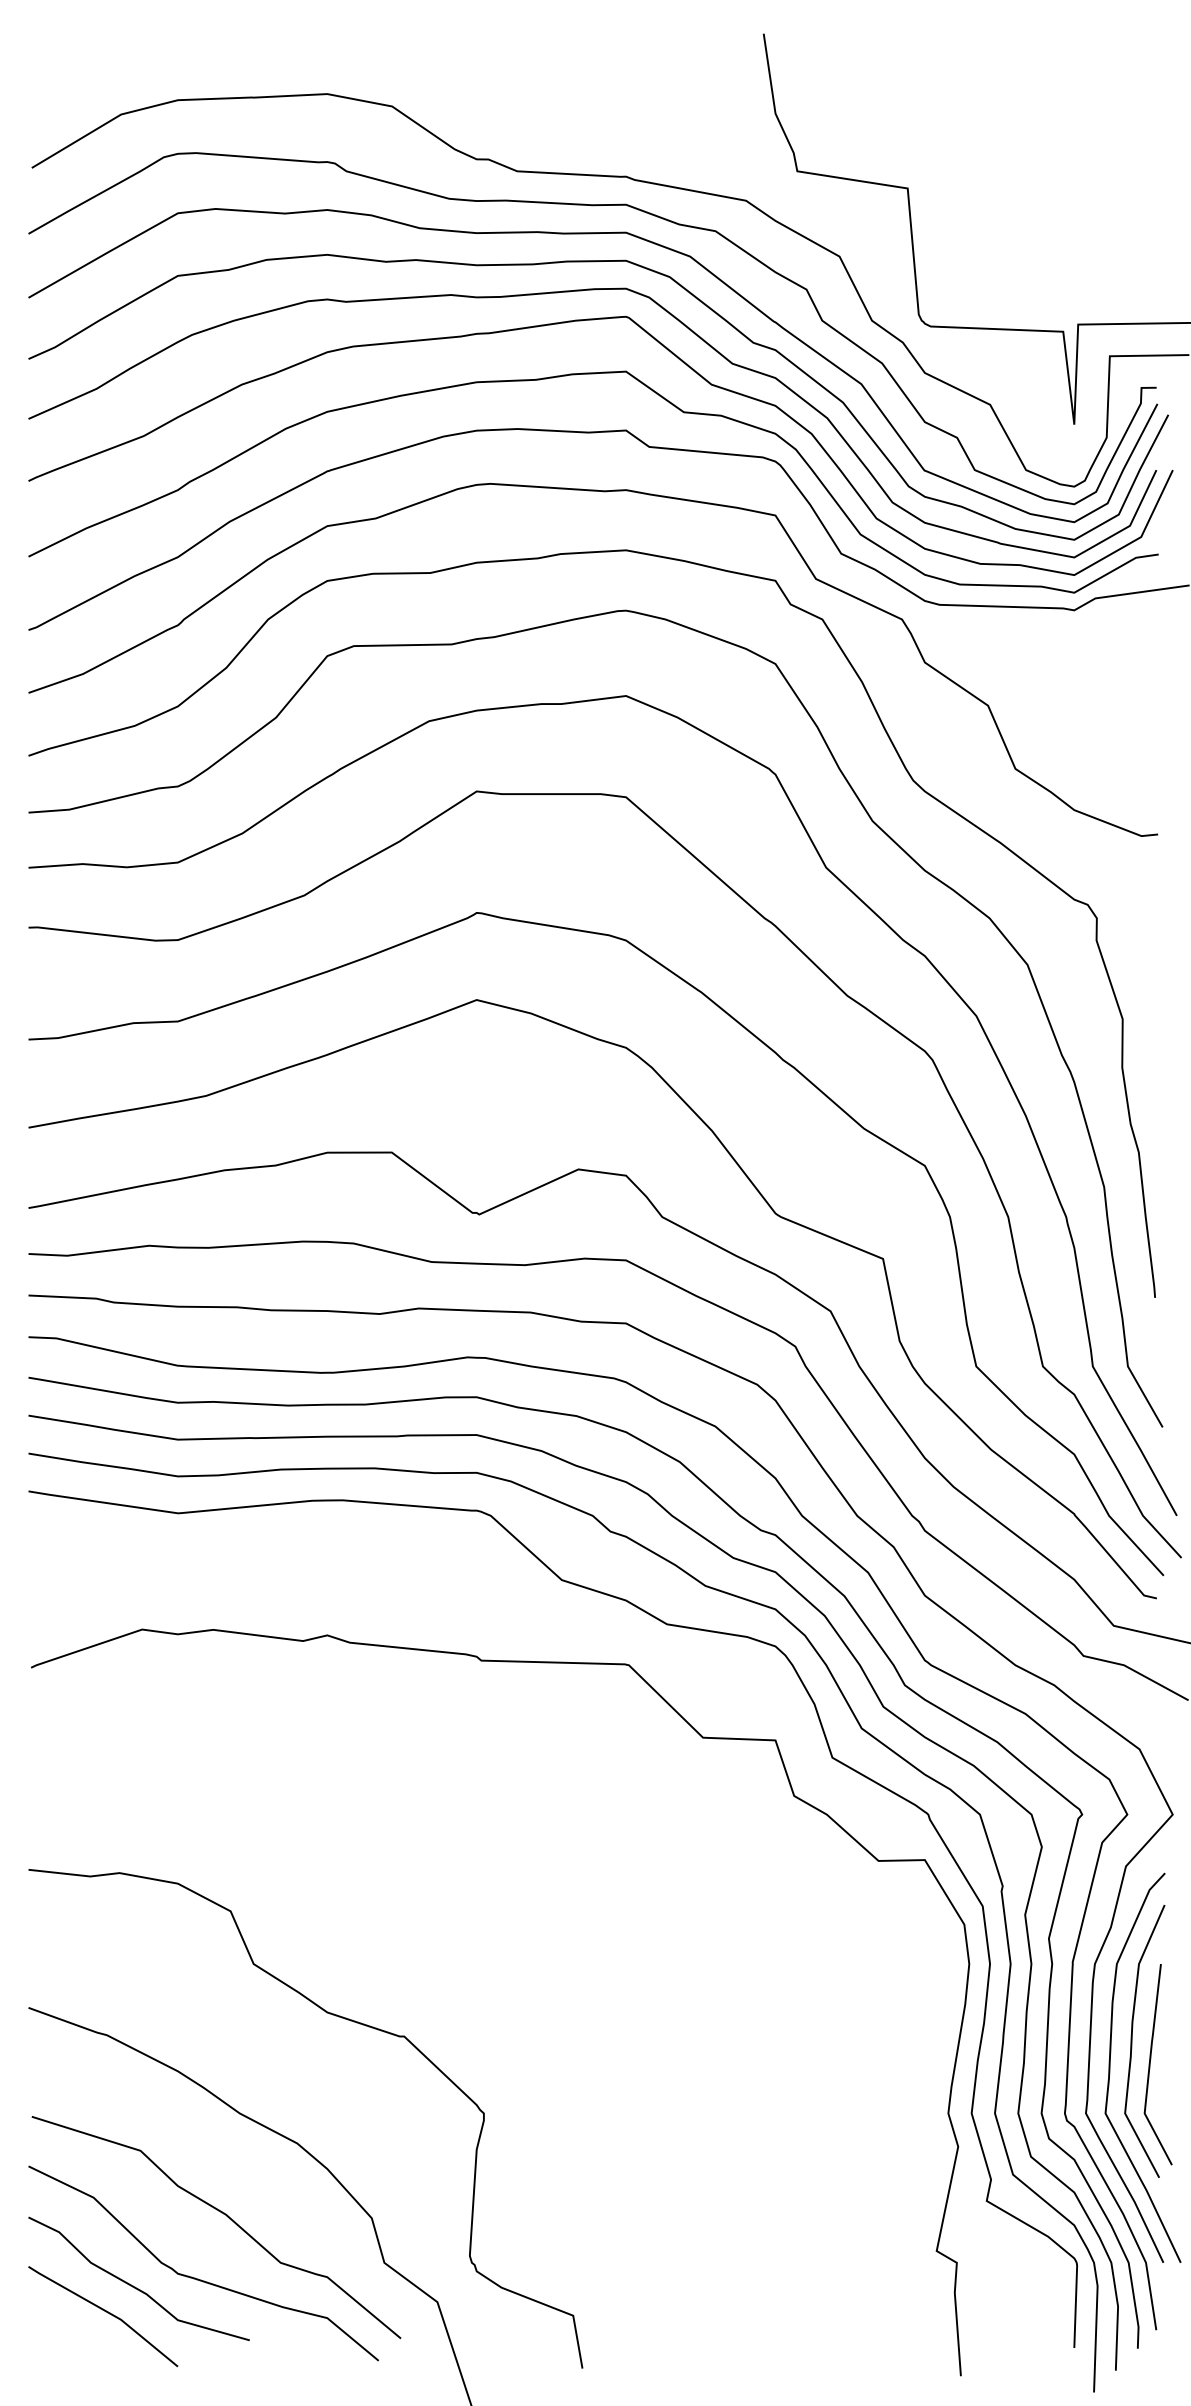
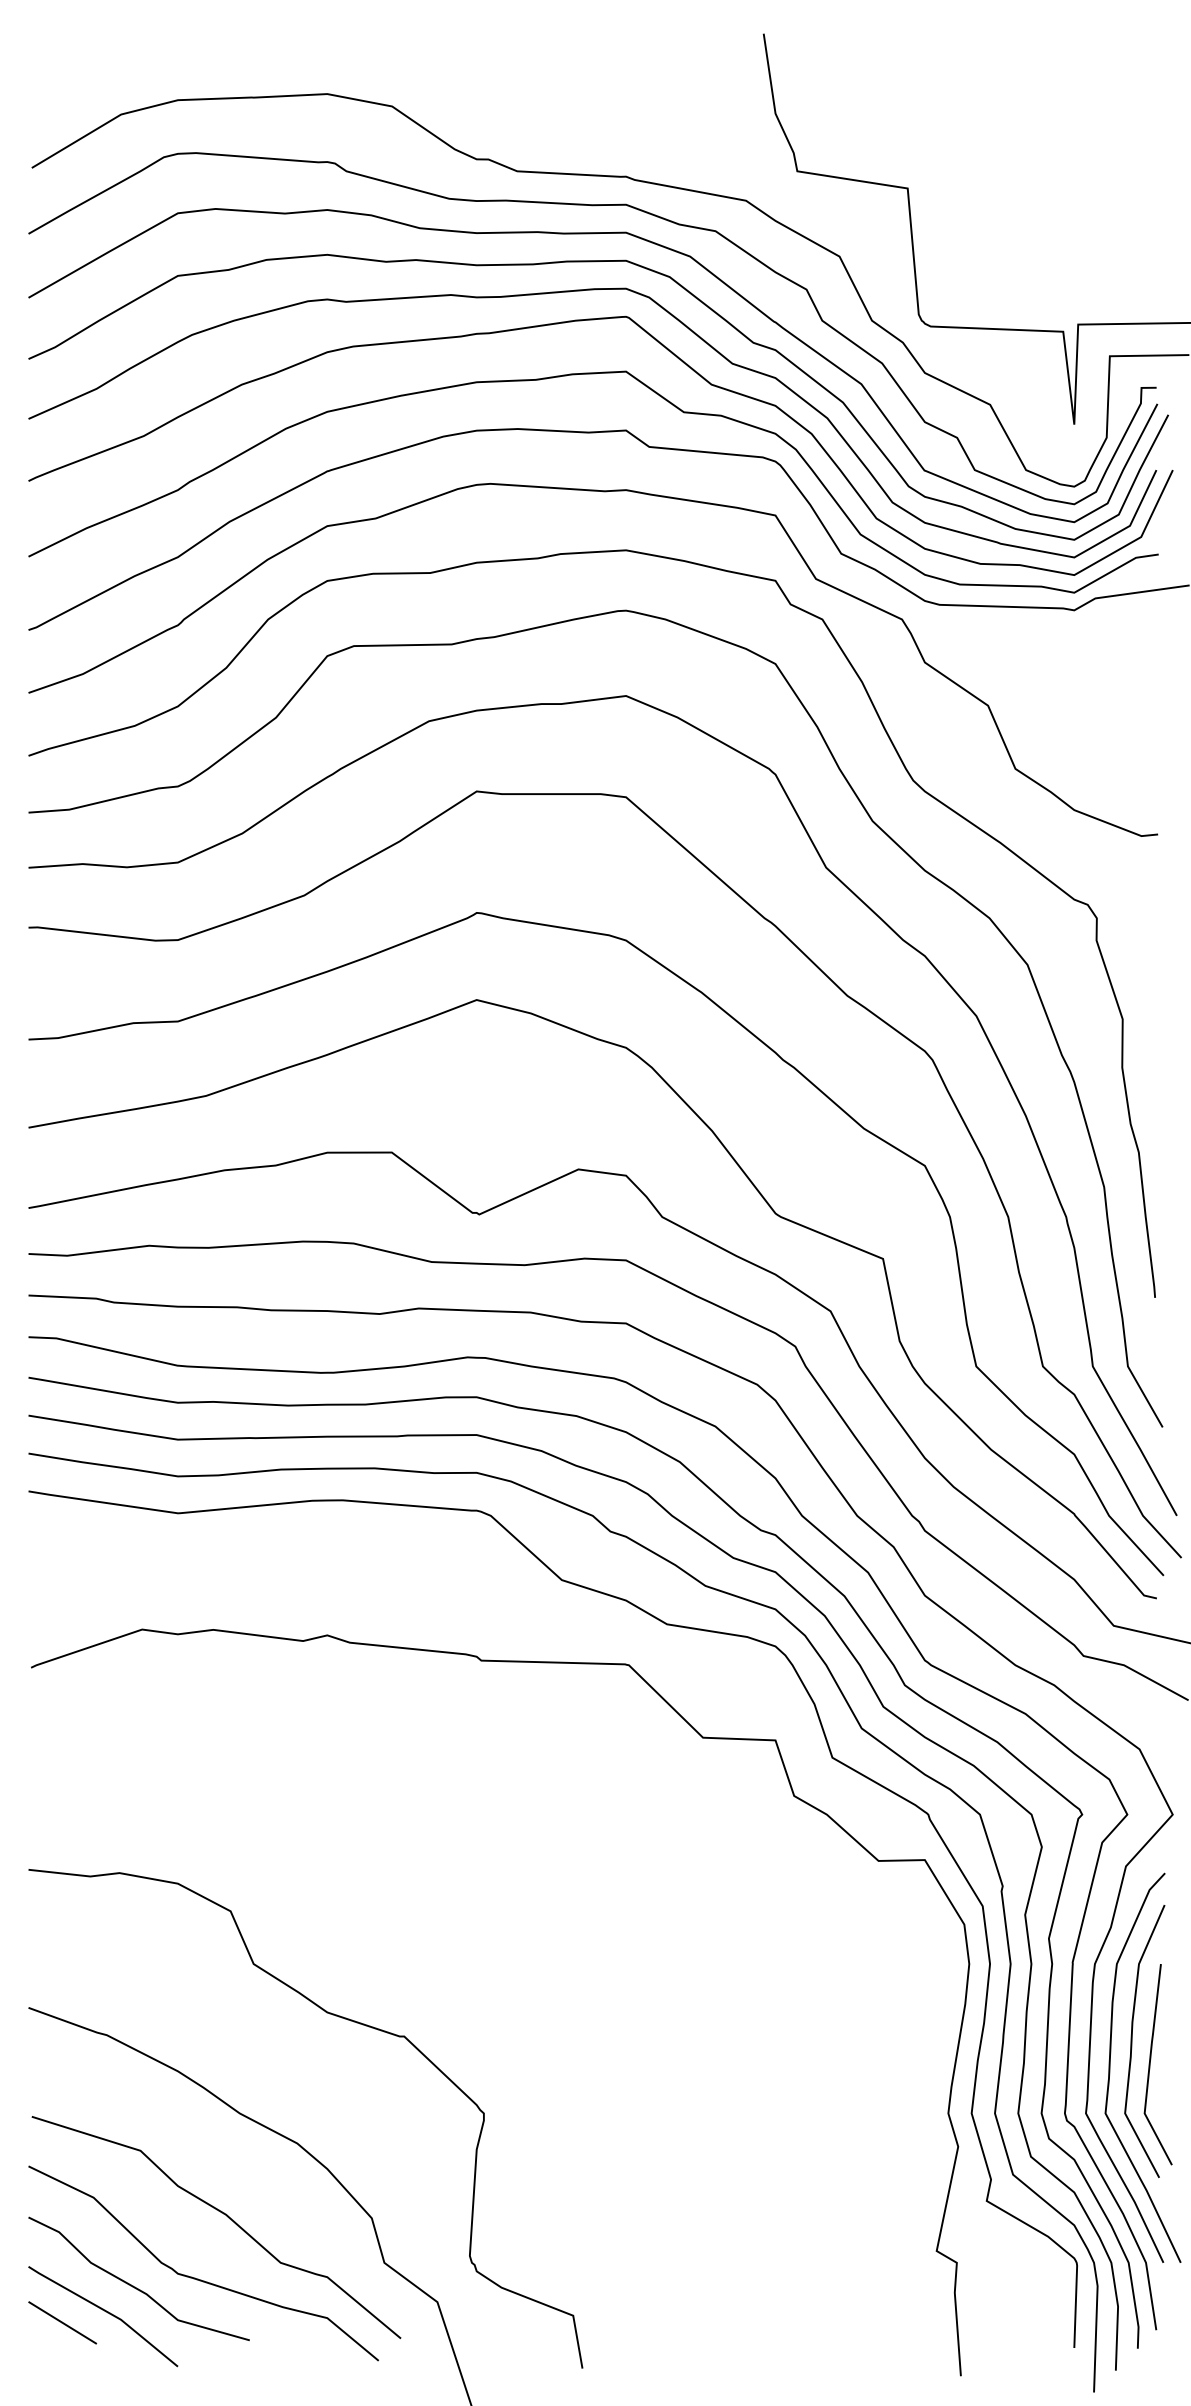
line: none -> present (62, 2322)
